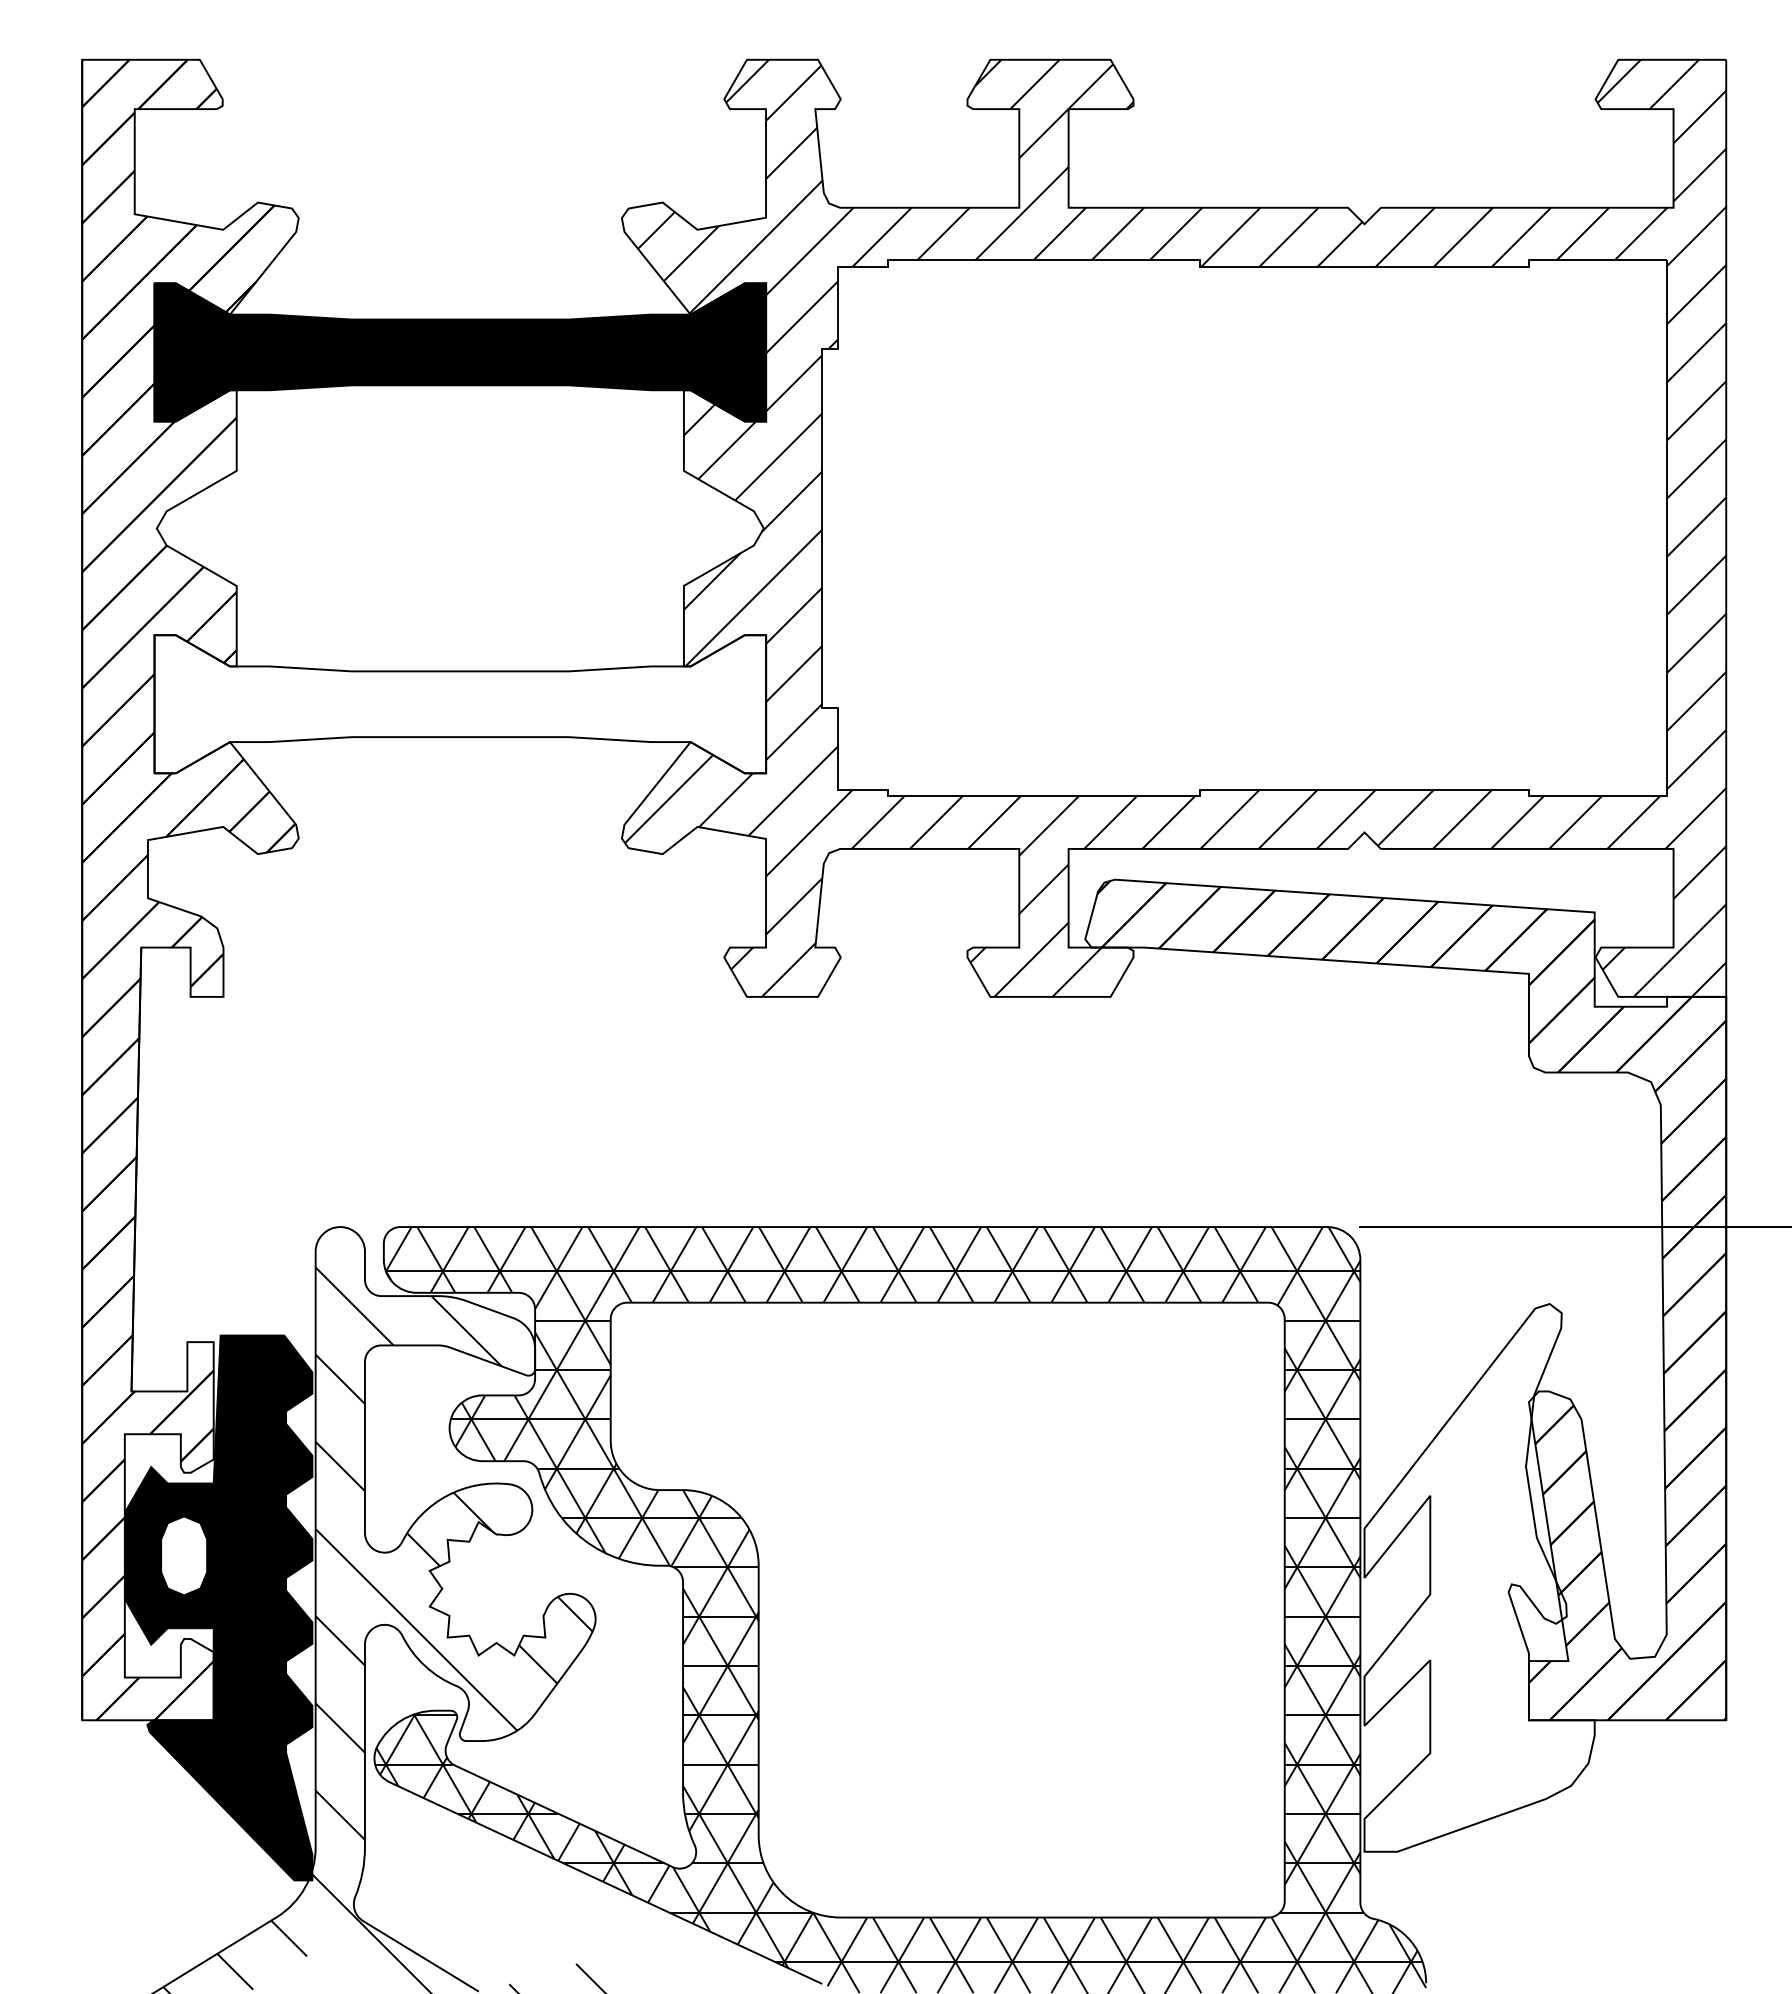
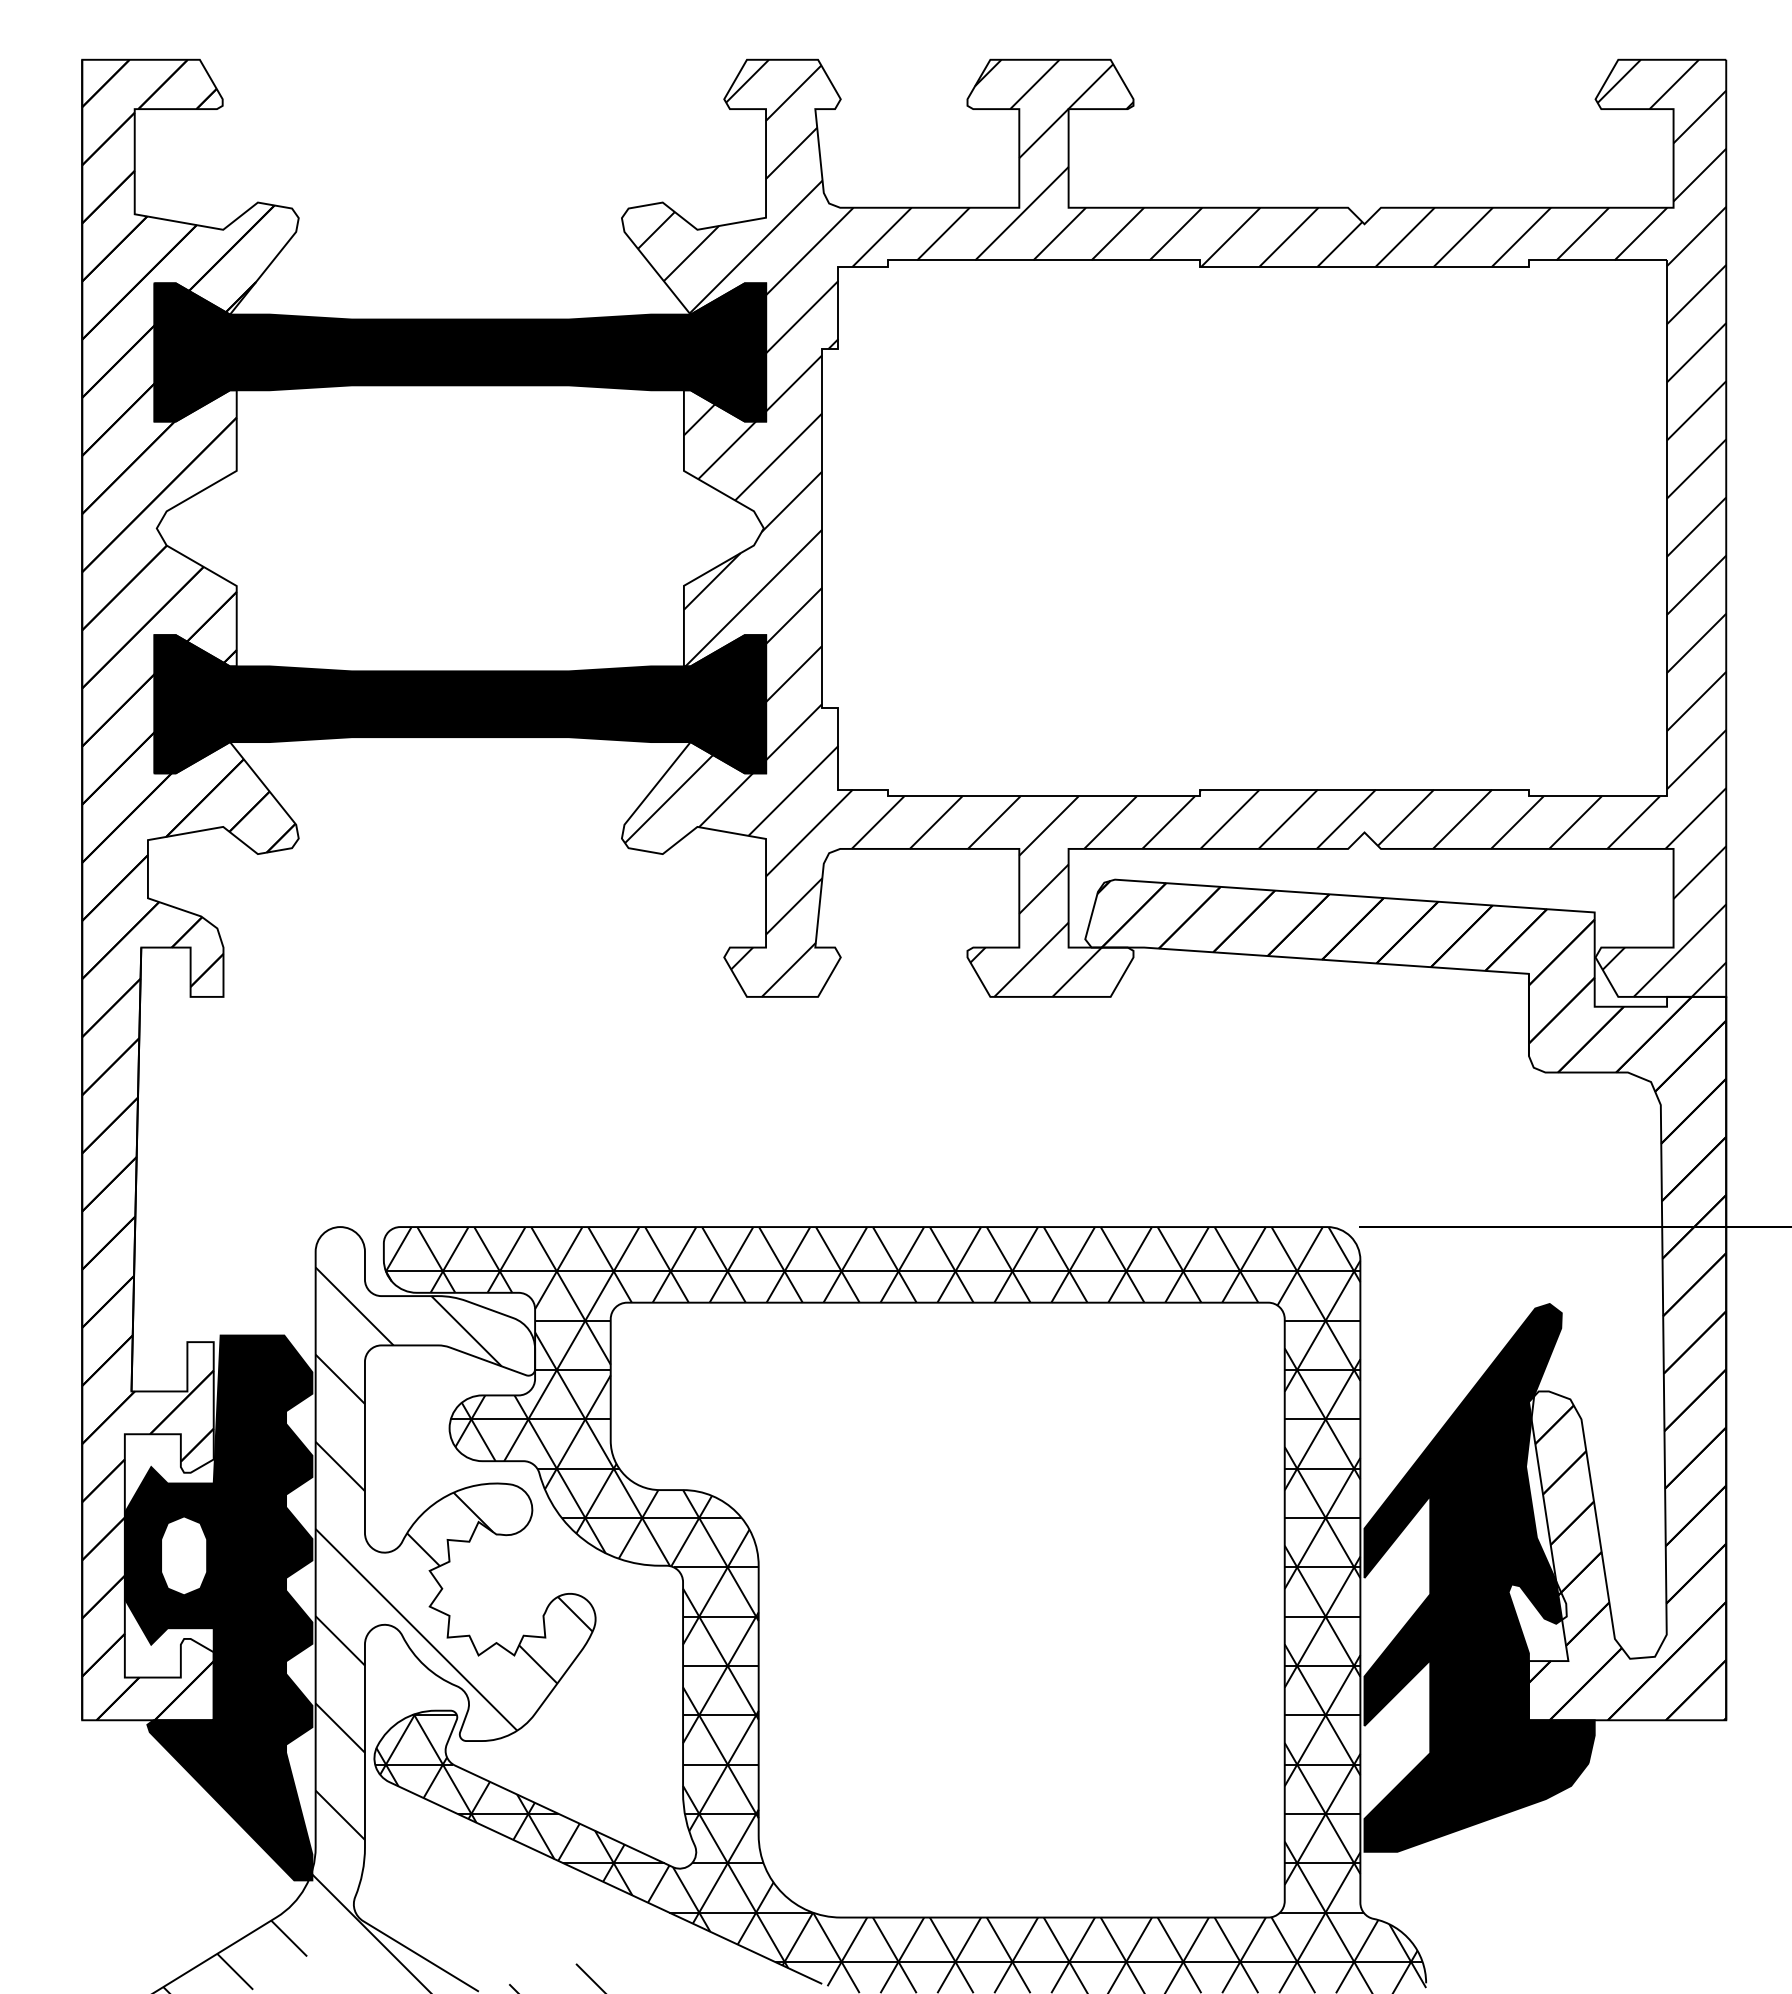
fill: none -> present (460, 704)
fill: none -> present (1479, 1577)
